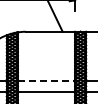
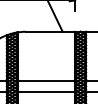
line: dashed -> solid (46, 80)
